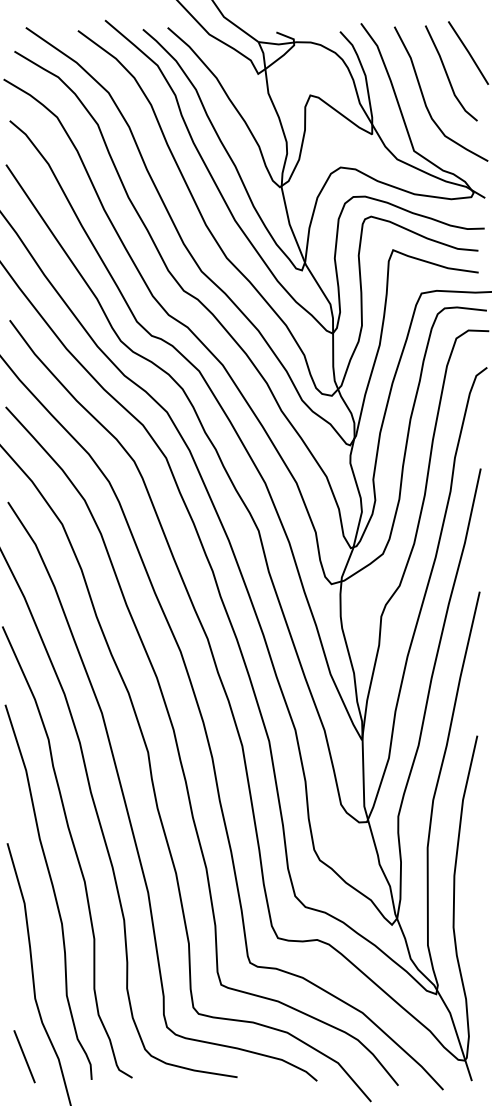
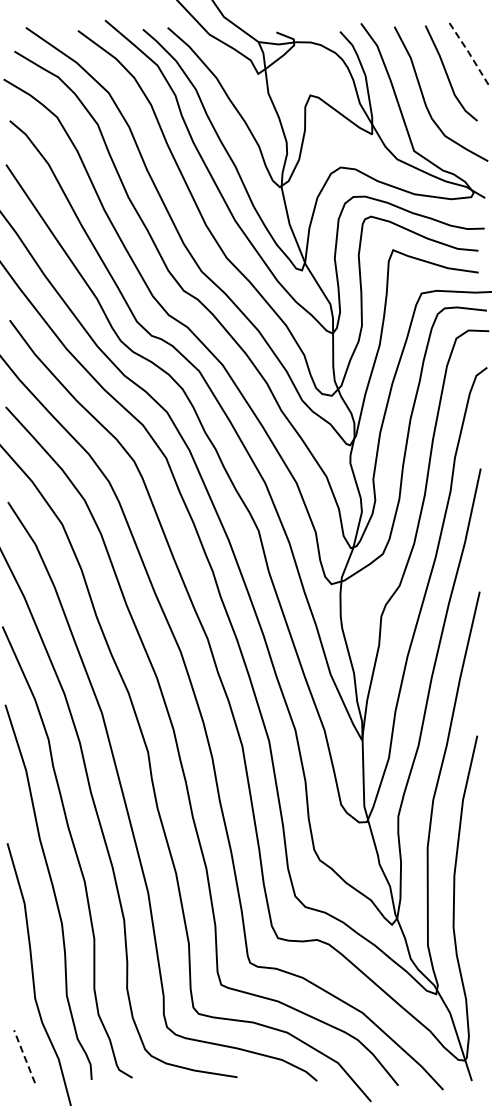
line: solid -> dashed (468, 52)
line: solid -> dashed (24, 1056)
